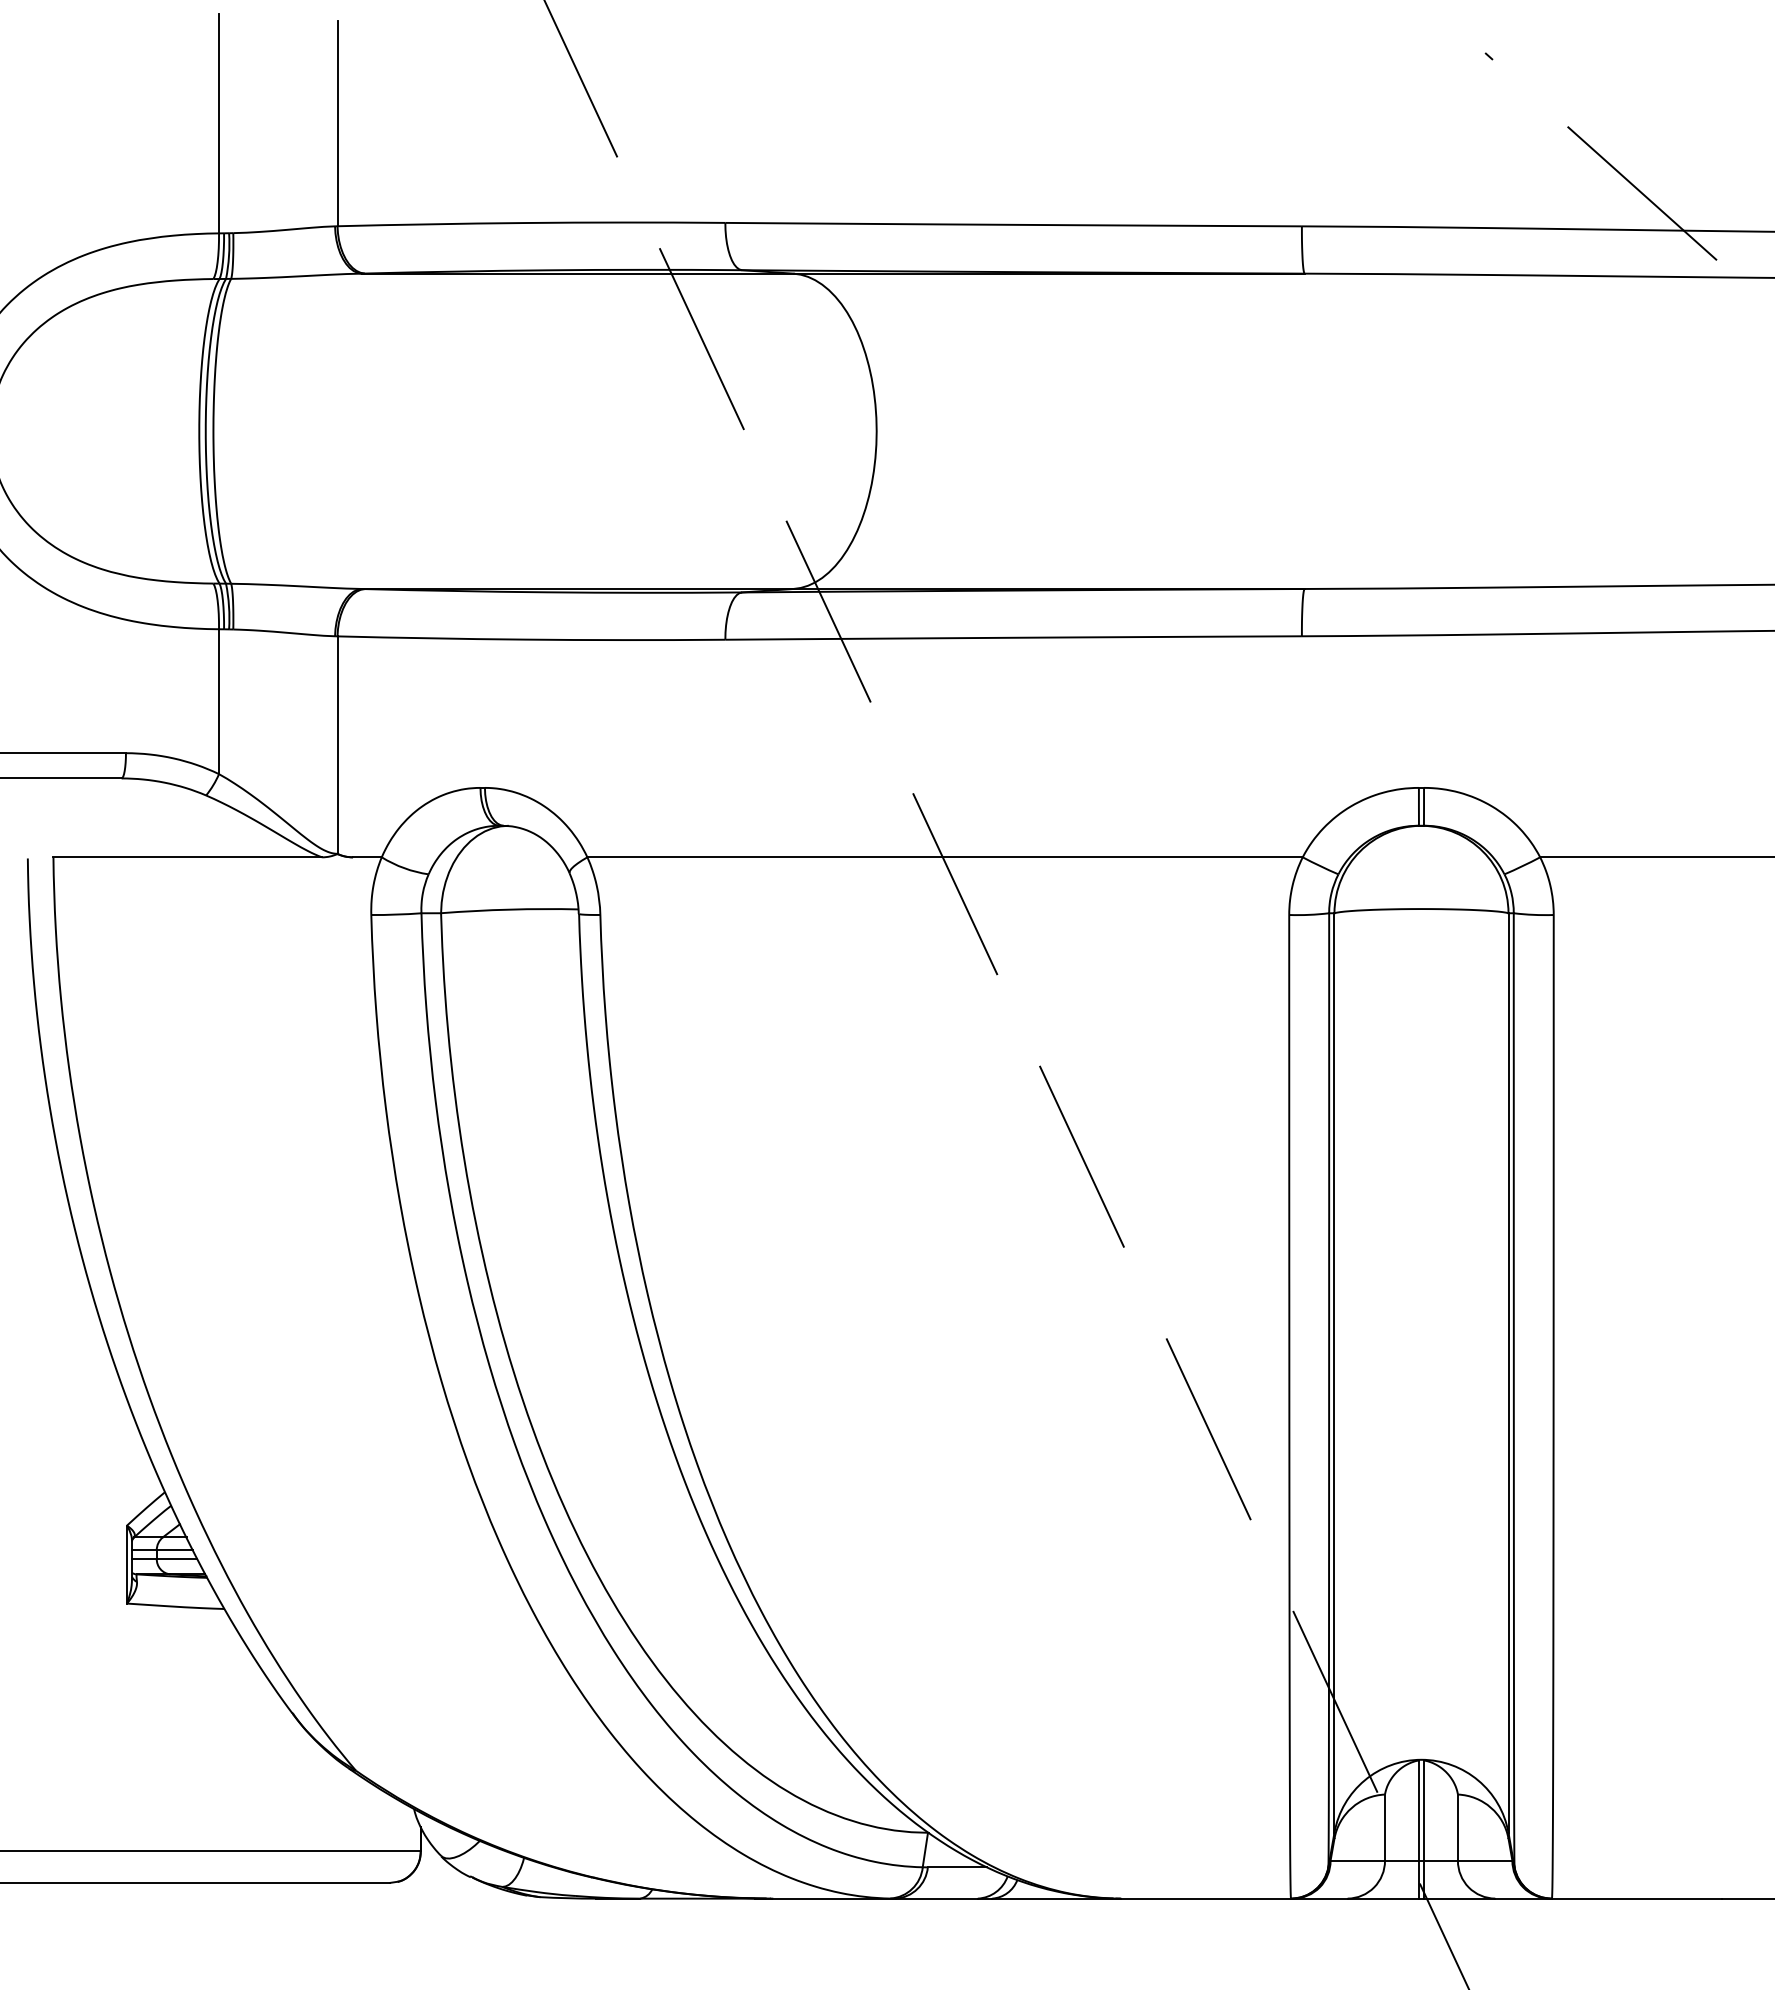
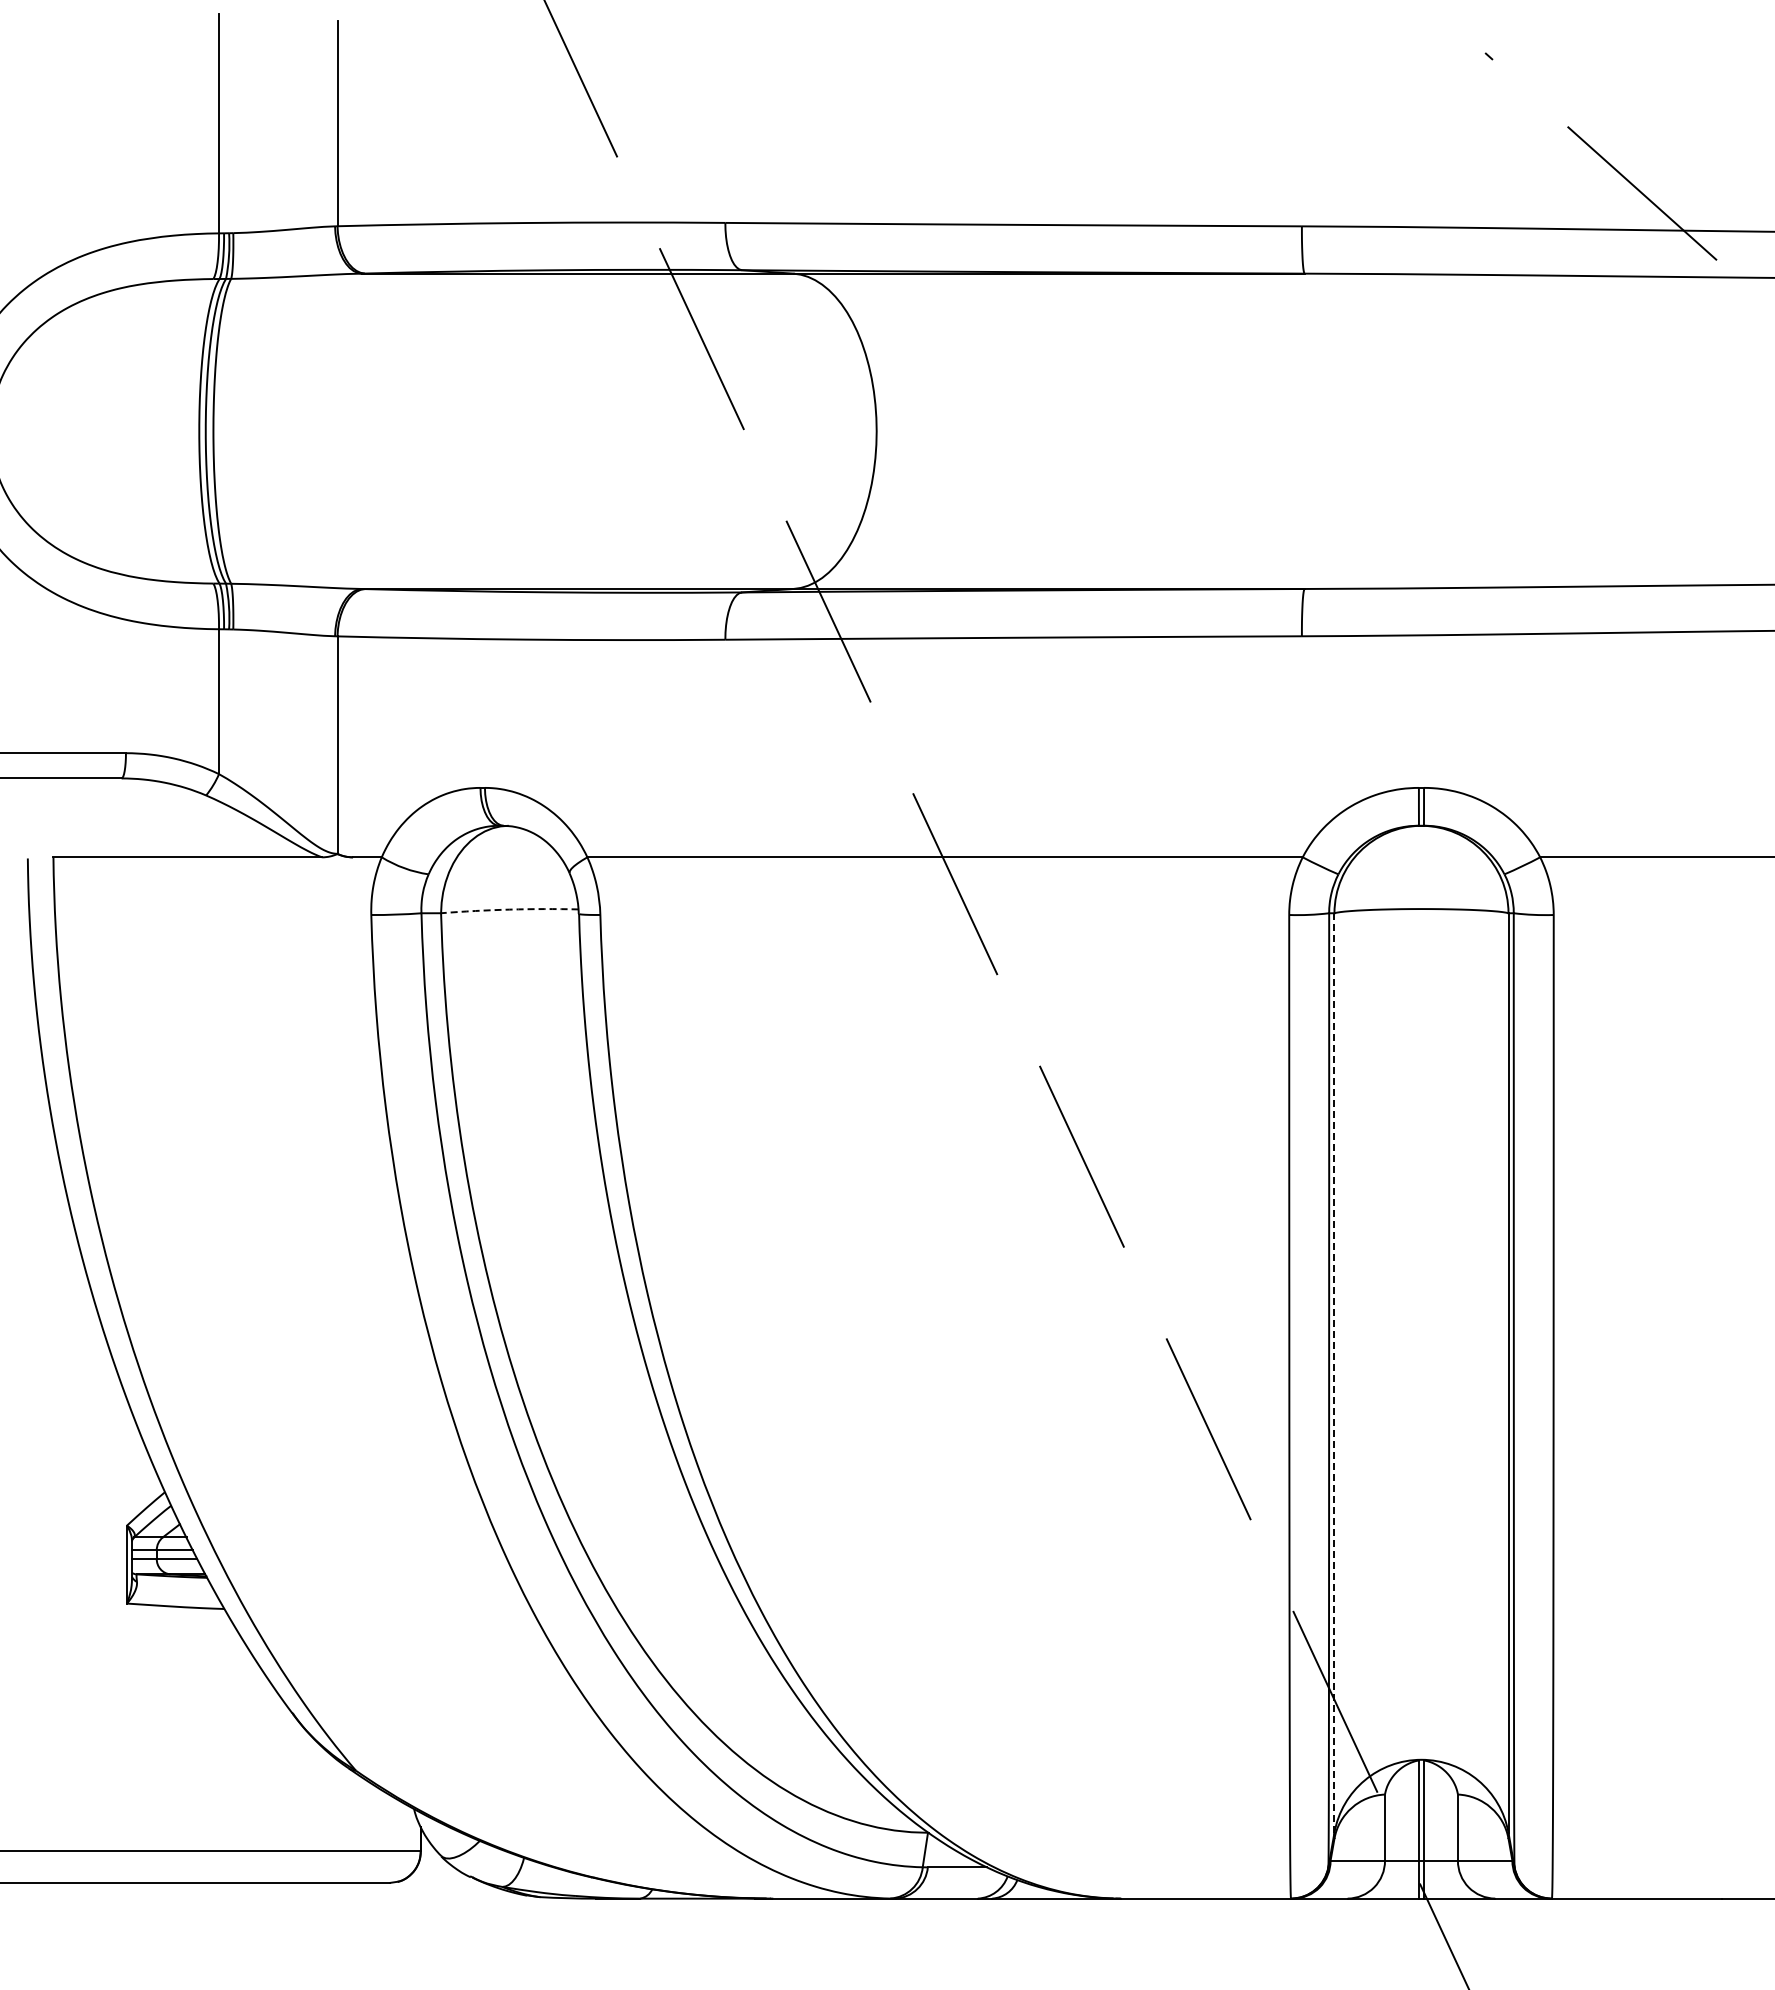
arc: solid -> dashed (509, 909)
line: solid -> dashed (1334, 1373)
